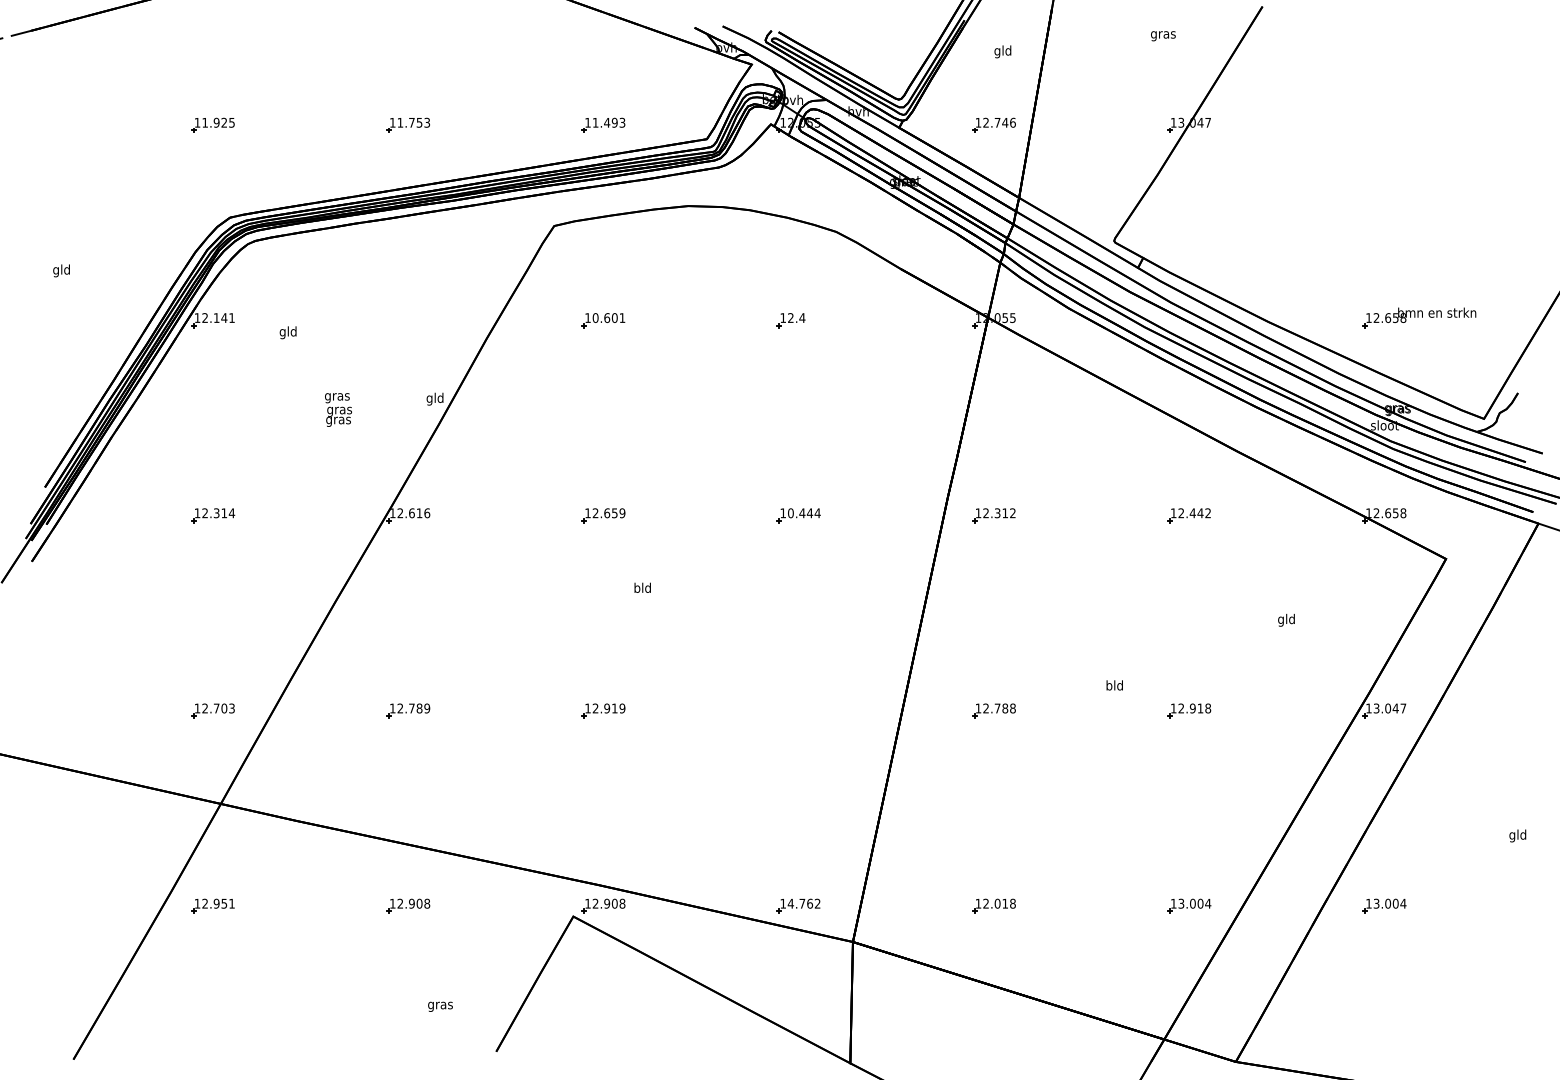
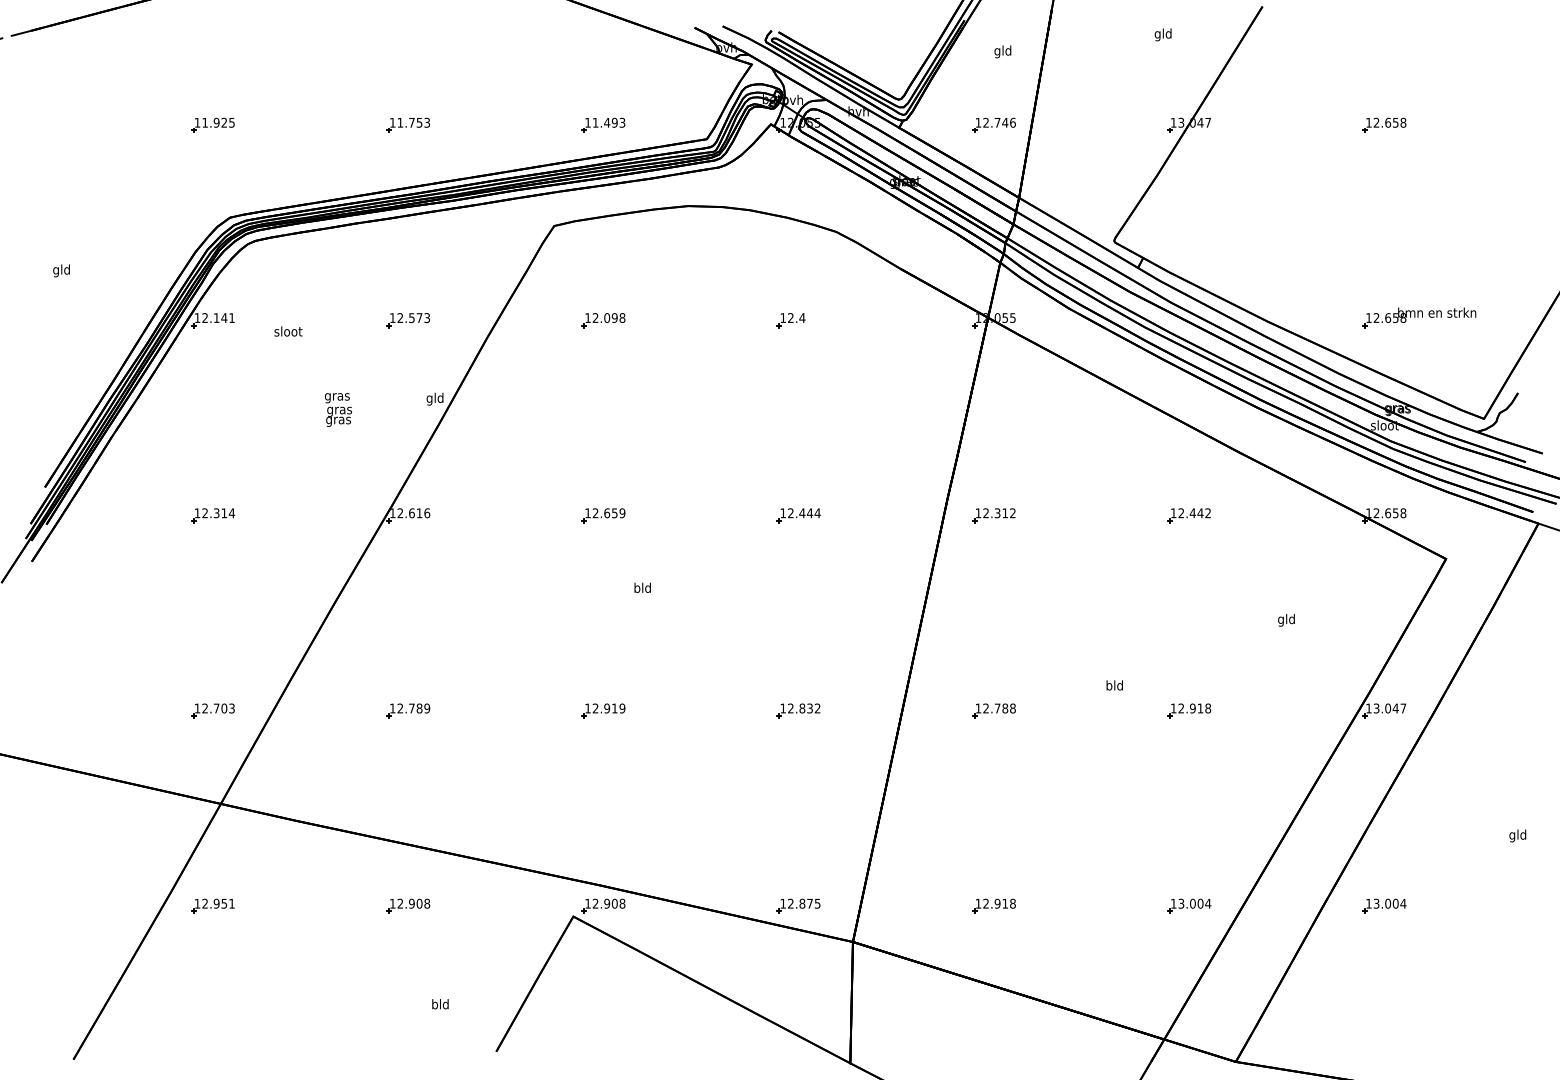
text: gras -> gld (1163, 34)
part: none -> present (1384, 124)
text: 10.601 -> 12.098 (608, 317)
part: none -> present (407, 320)
text: gld -> sloot (288, 332)
text: 10.444 -> 12.444 (790, 513)
part: none -> present (798, 710)
text: 14.762 -> 12.875 (803, 903)
text: 12.018 -> 12.918 (997, 903)
text: gras -> bld (440, 1005)
